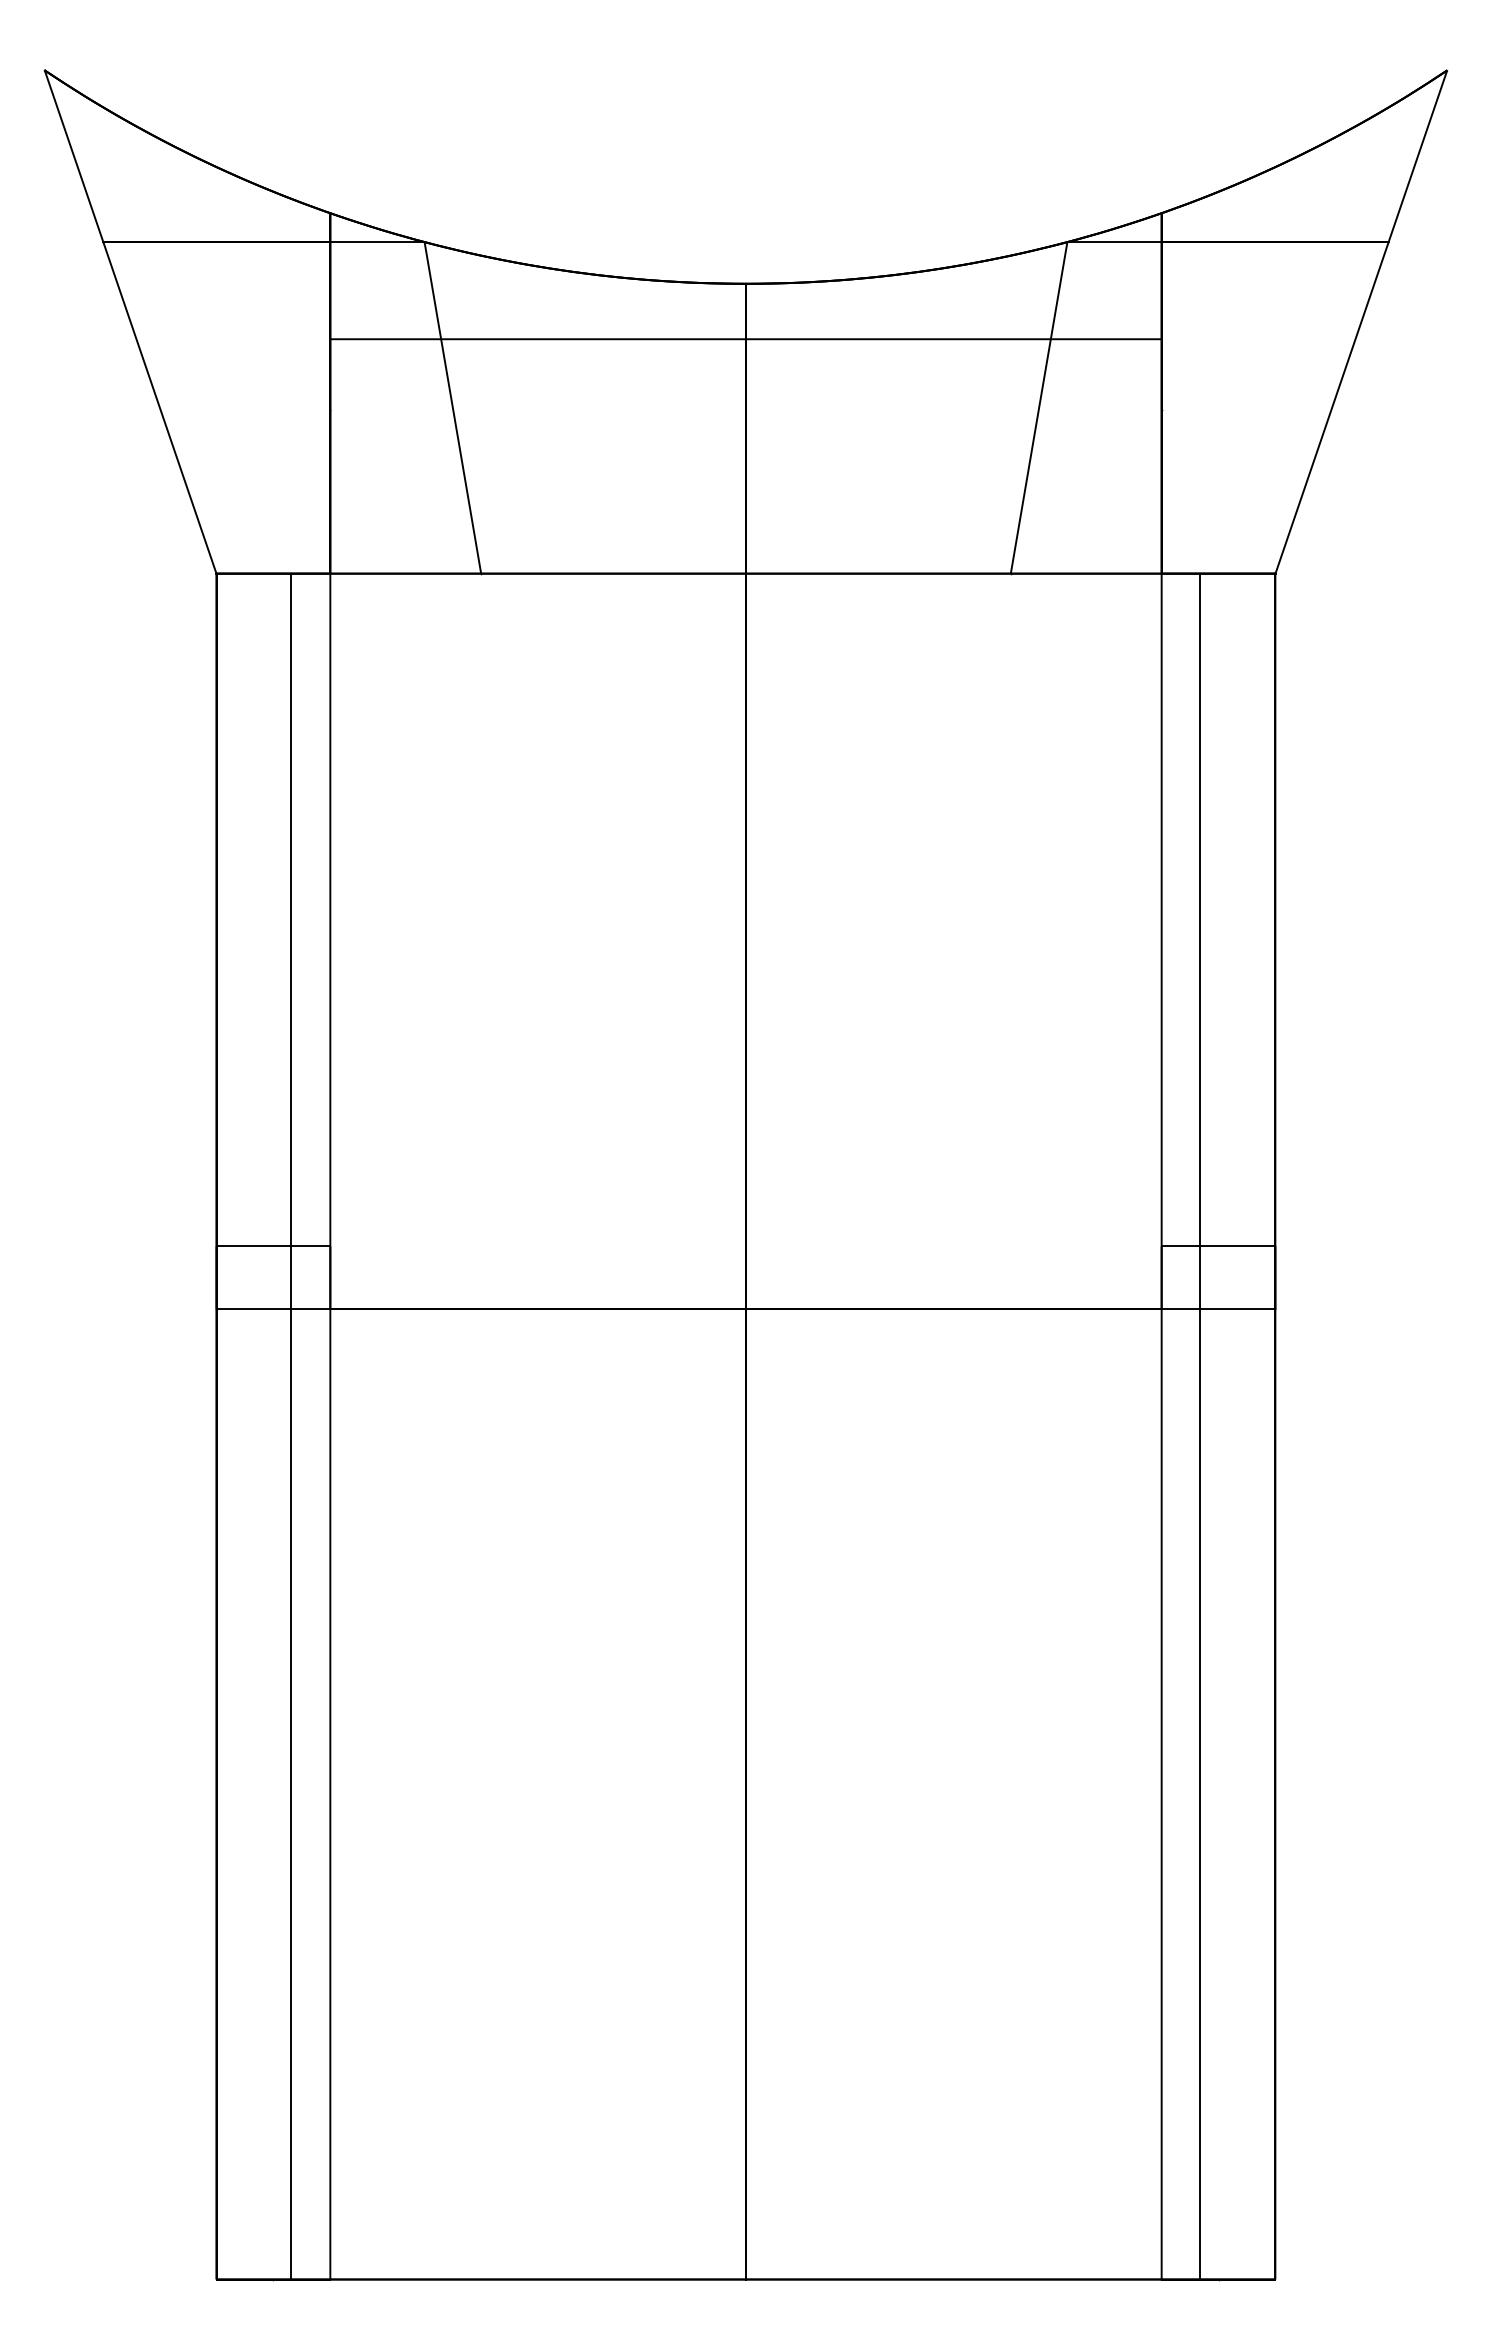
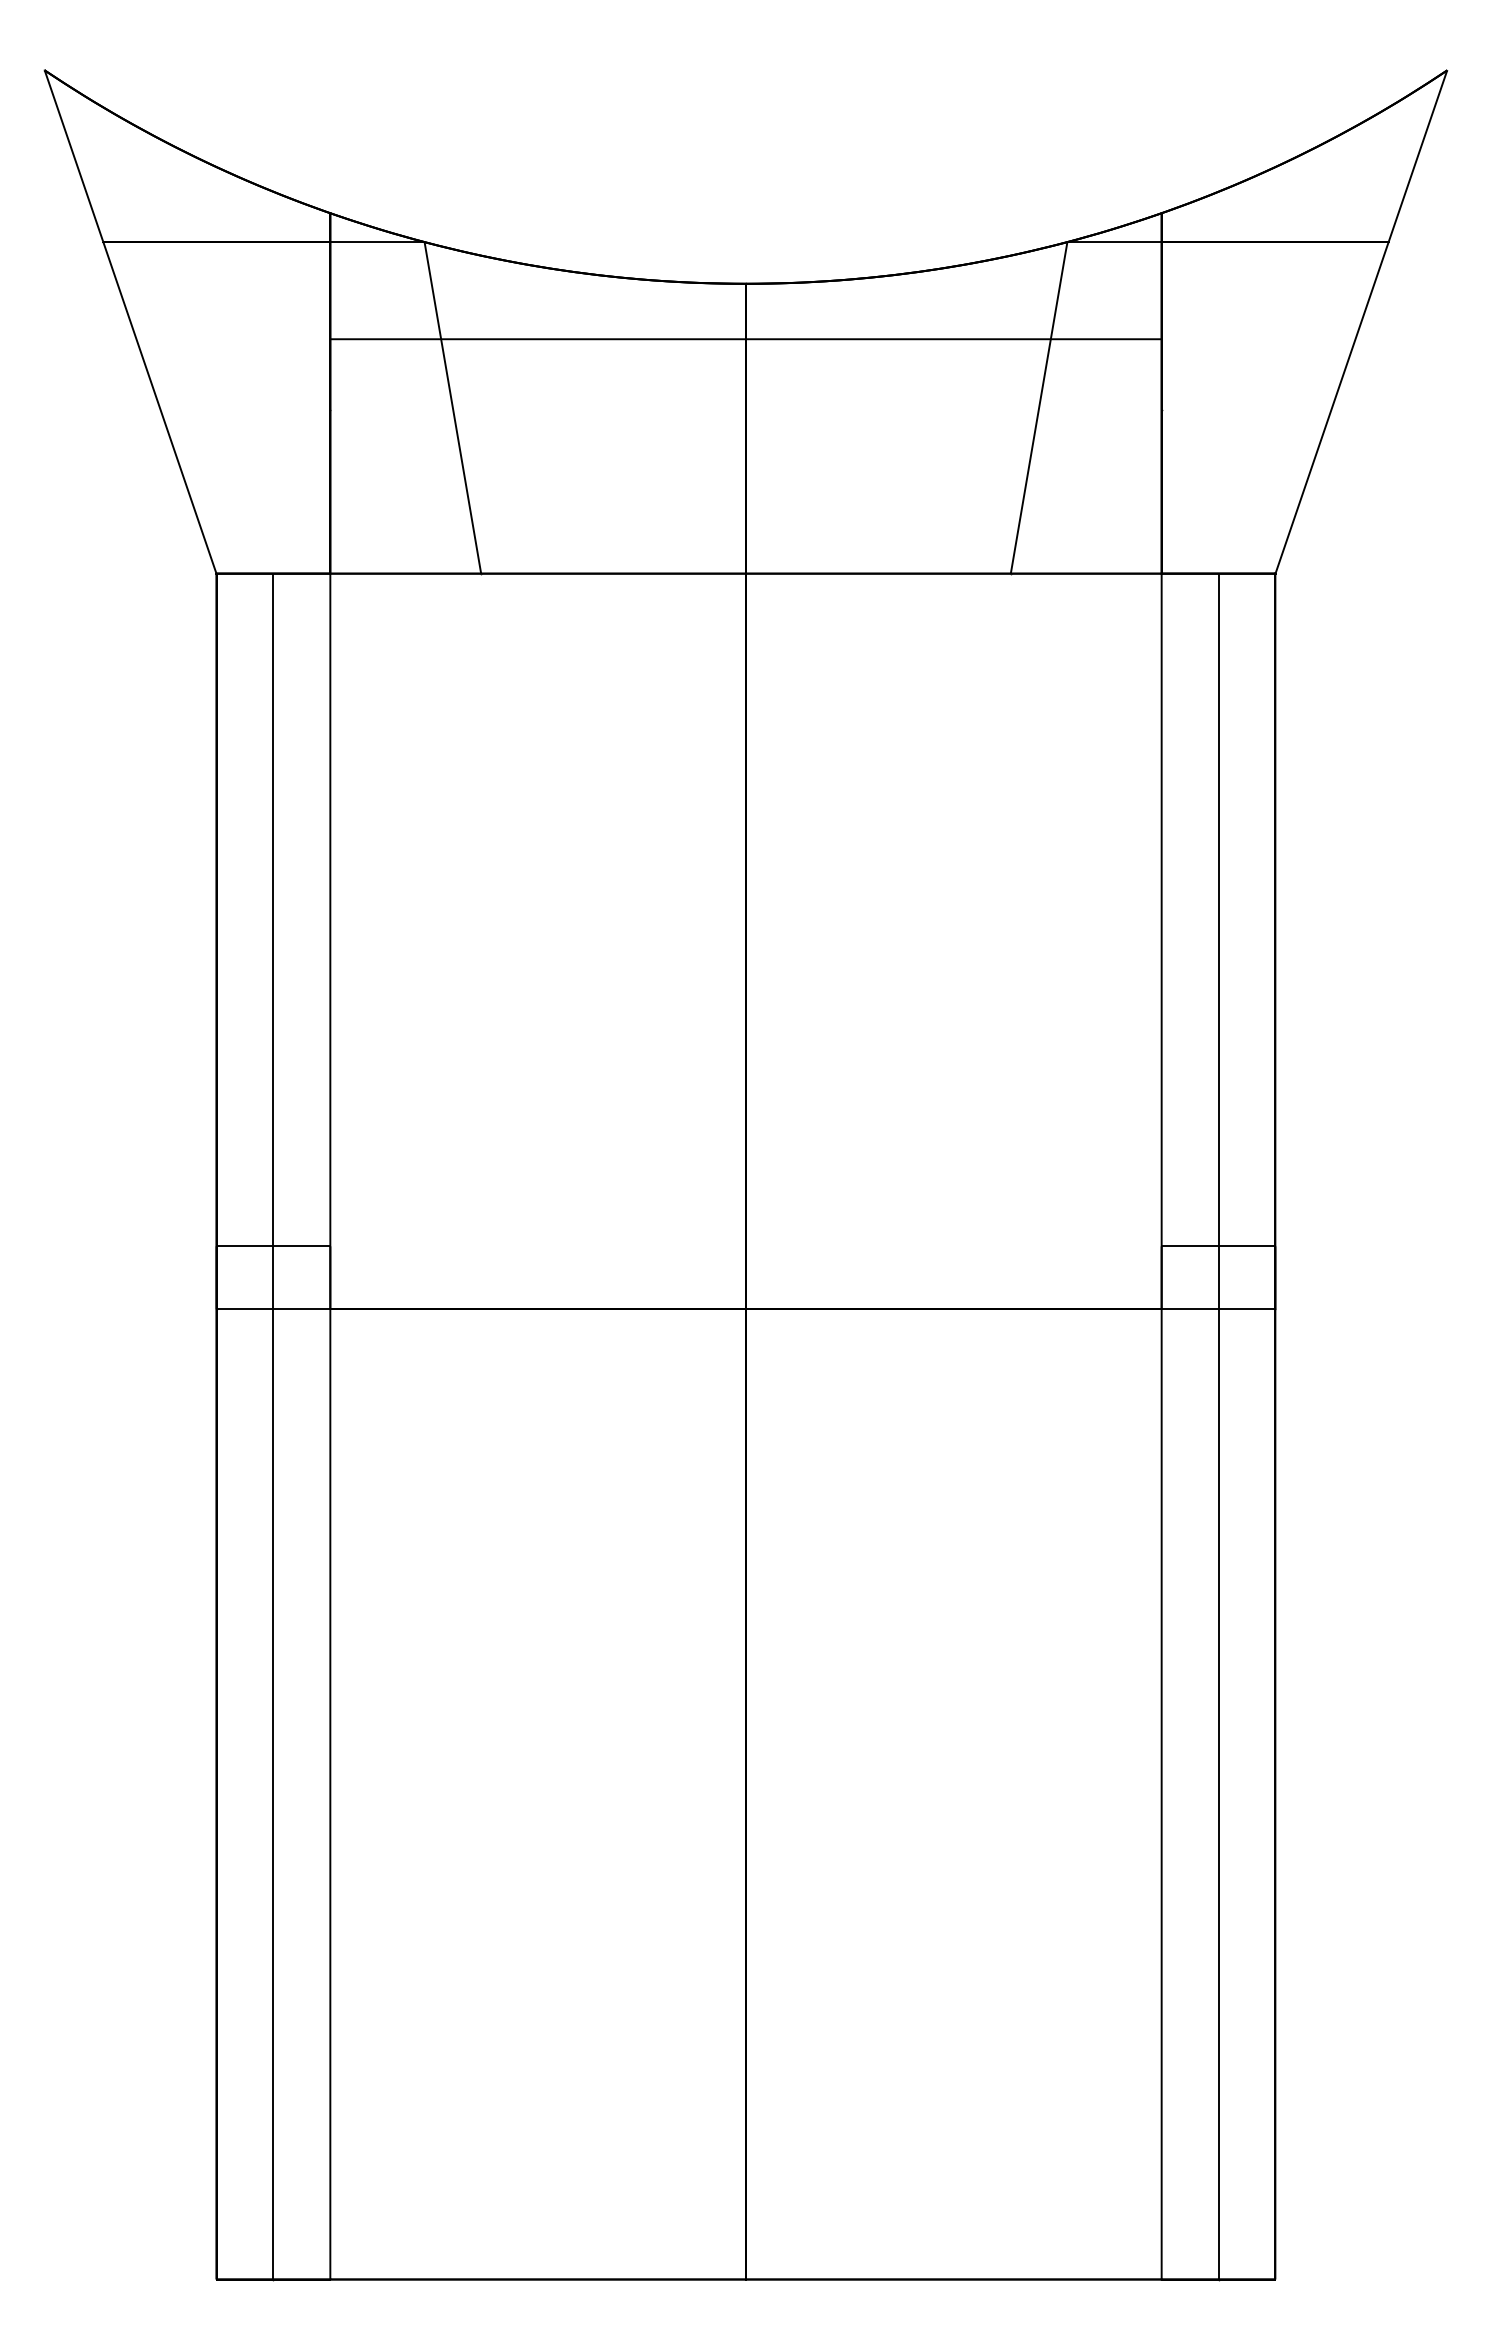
line position: (291, 1426) -> (273, 1426) (273, 1426)
line position: (1199, 1426) -> (1218, 1426) (1218, 1426)
